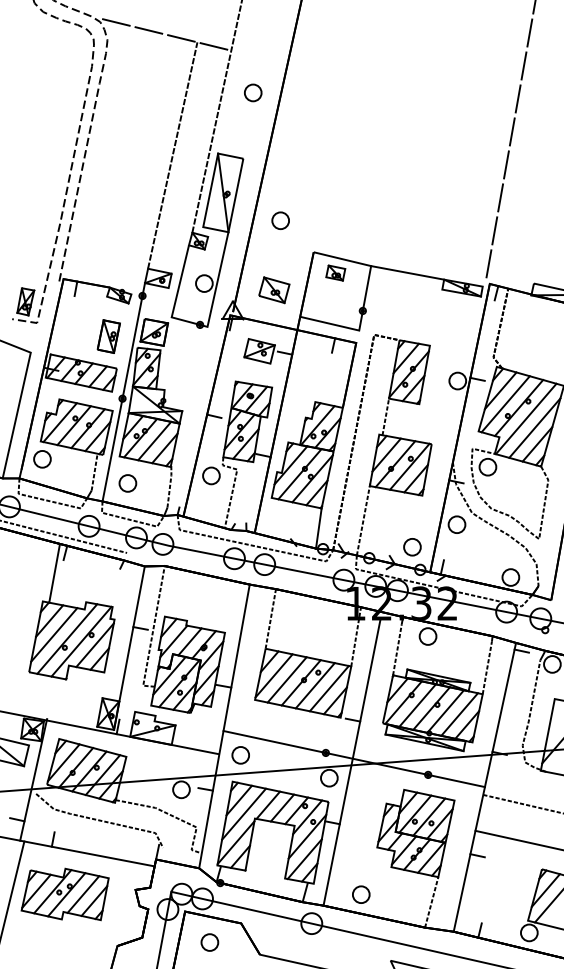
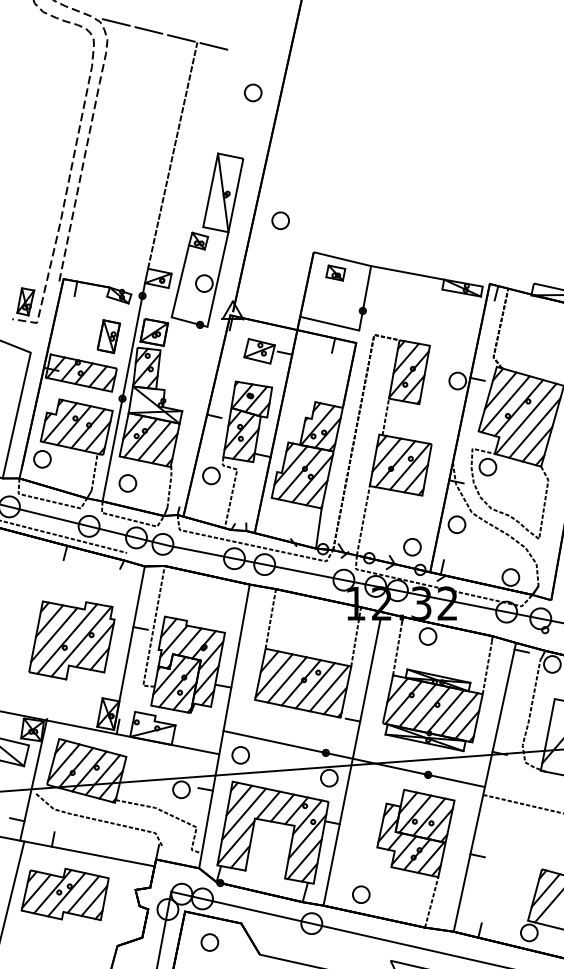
line: present -> none (216, 117)
line: present -> none (510, 140)
part: present -> none (274, 290)
line: present -> none (54, 572)
line: present -> none (517, 839)
